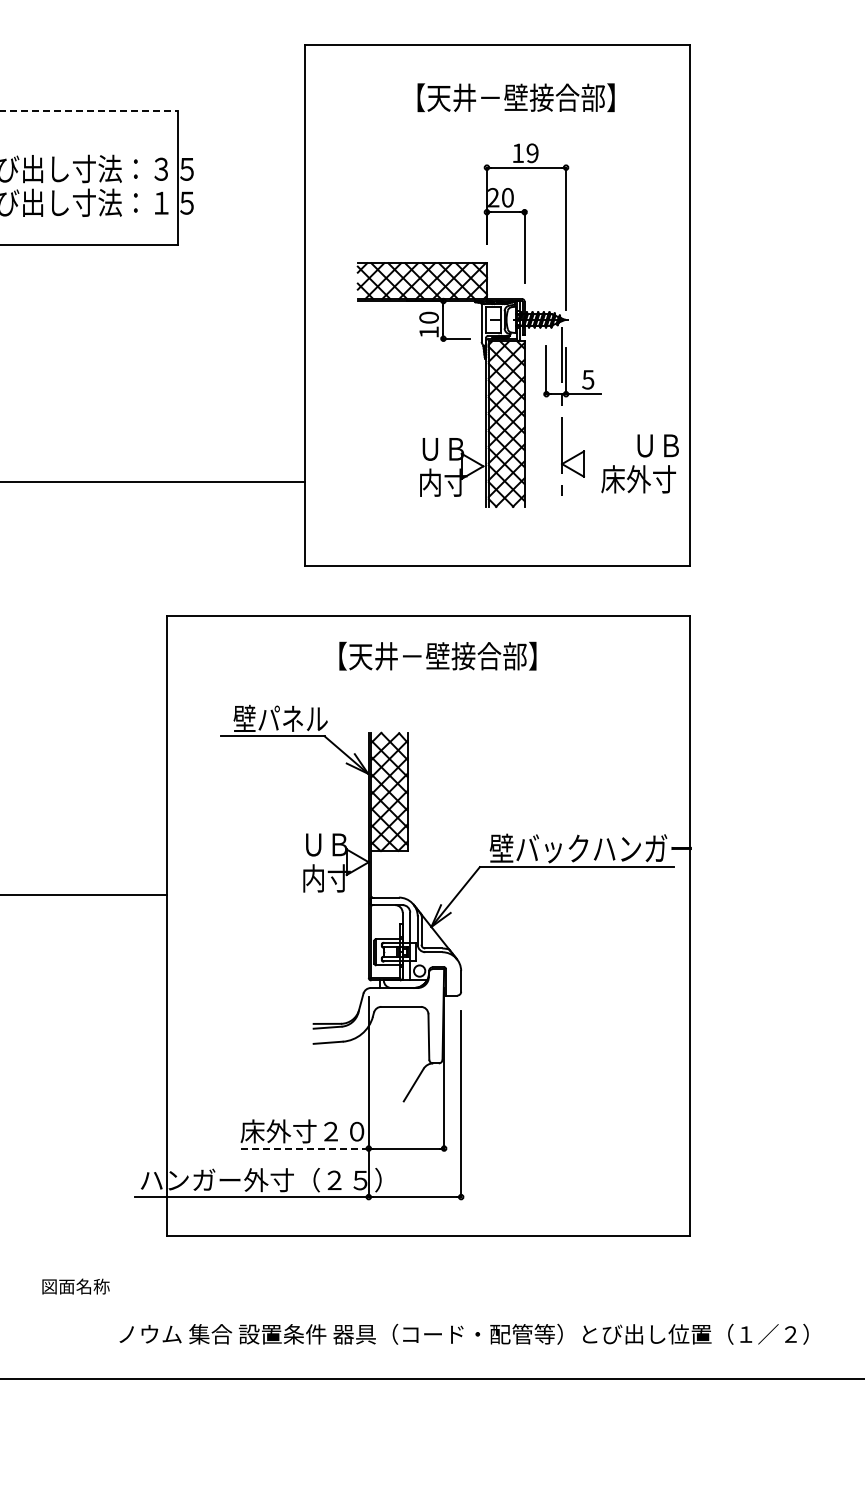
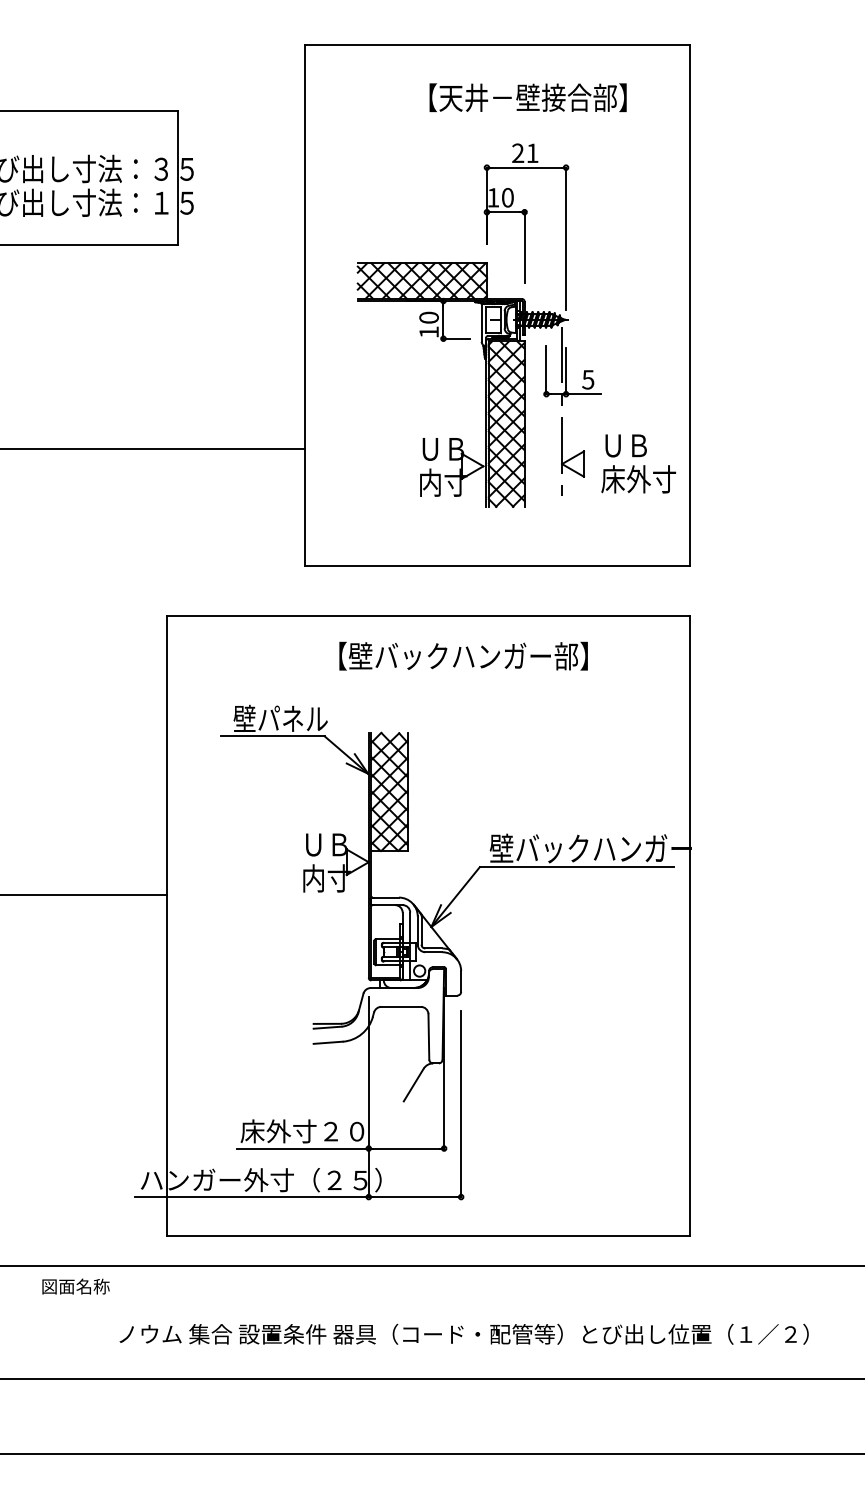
text position: (515, 97) -> (527, 97) (527, 97)
line: dashed -> solid (89, 111)
text: 19 -> 21 (525, 153)
text: 20 -> 10 (493, 197)
text position: (657, 445) -> (625, 445) (625, 445)
line position: (153, 482) -> (153, 449) (153, 449)
text: 【天井－壁接合部】 -> 【壁バックハンガー部】 (467, 655)
line: dashed -> solid (302, 1148)
line: none -> present (431, 1265)
line: none -> present (431, 1454)
